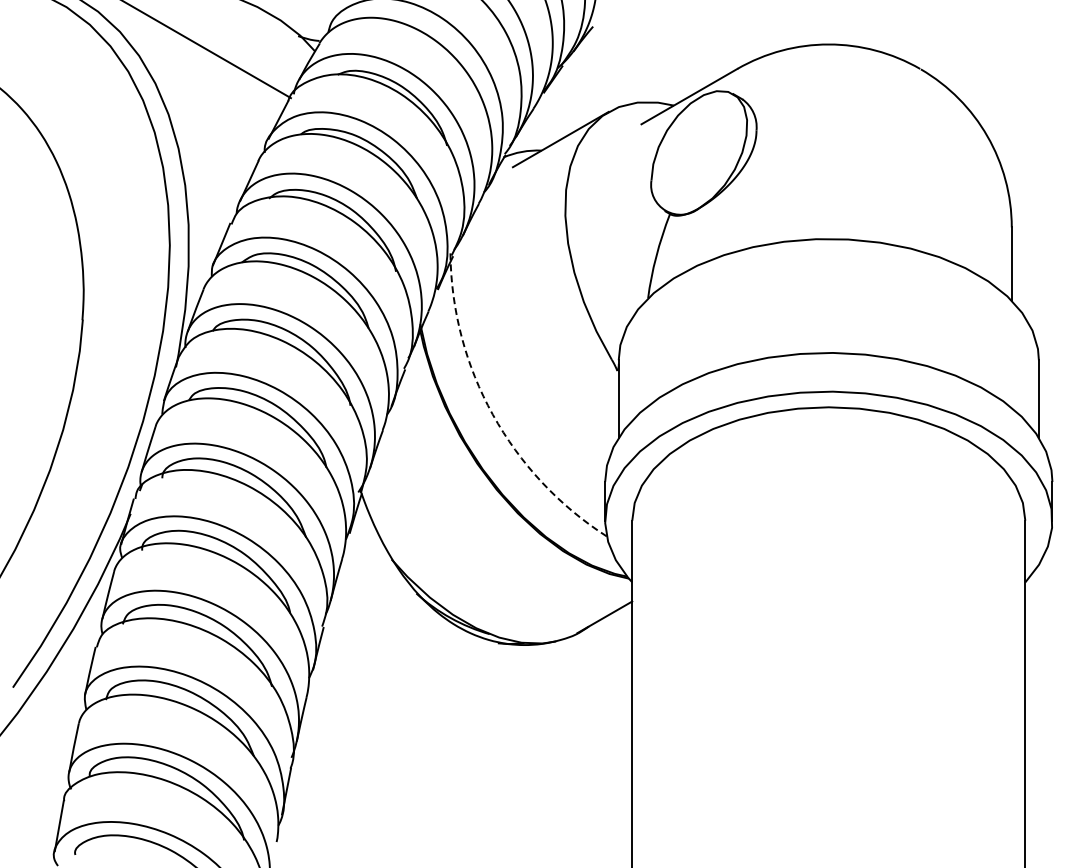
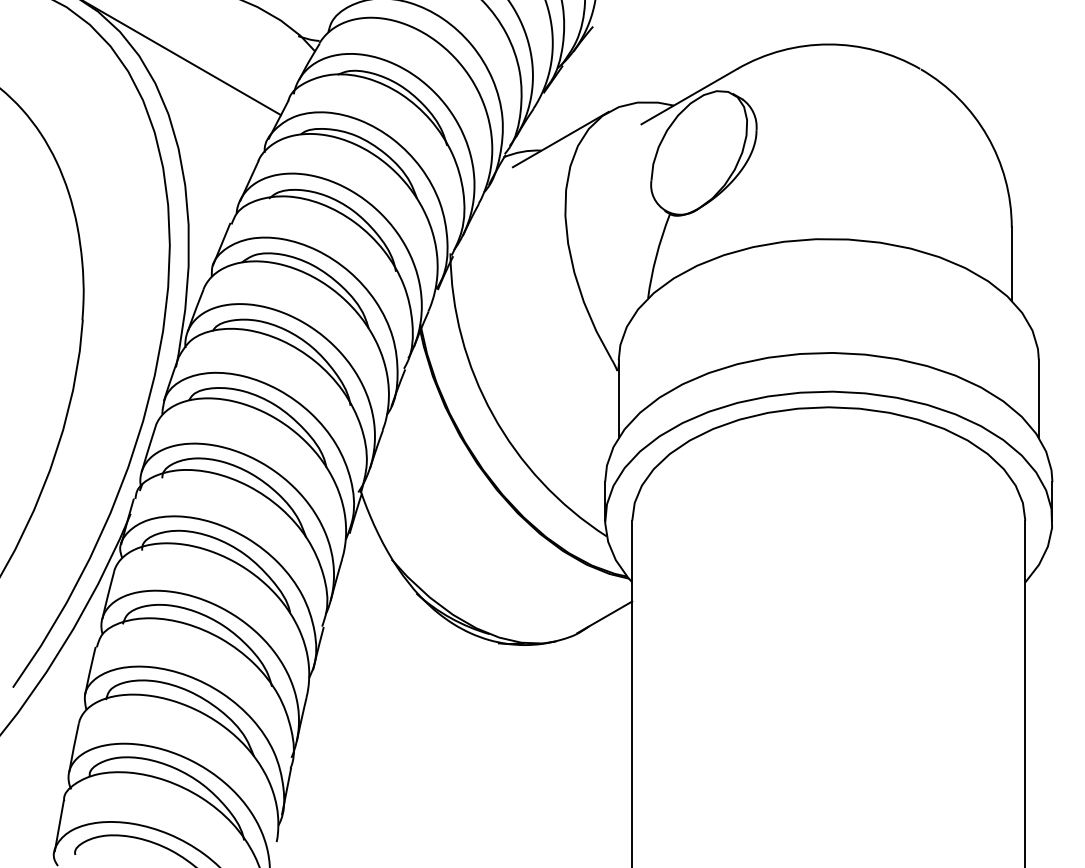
line position: (207, 50) -> (183, 58) (183, 58)
arc: dashed -> solid (492, 414)
